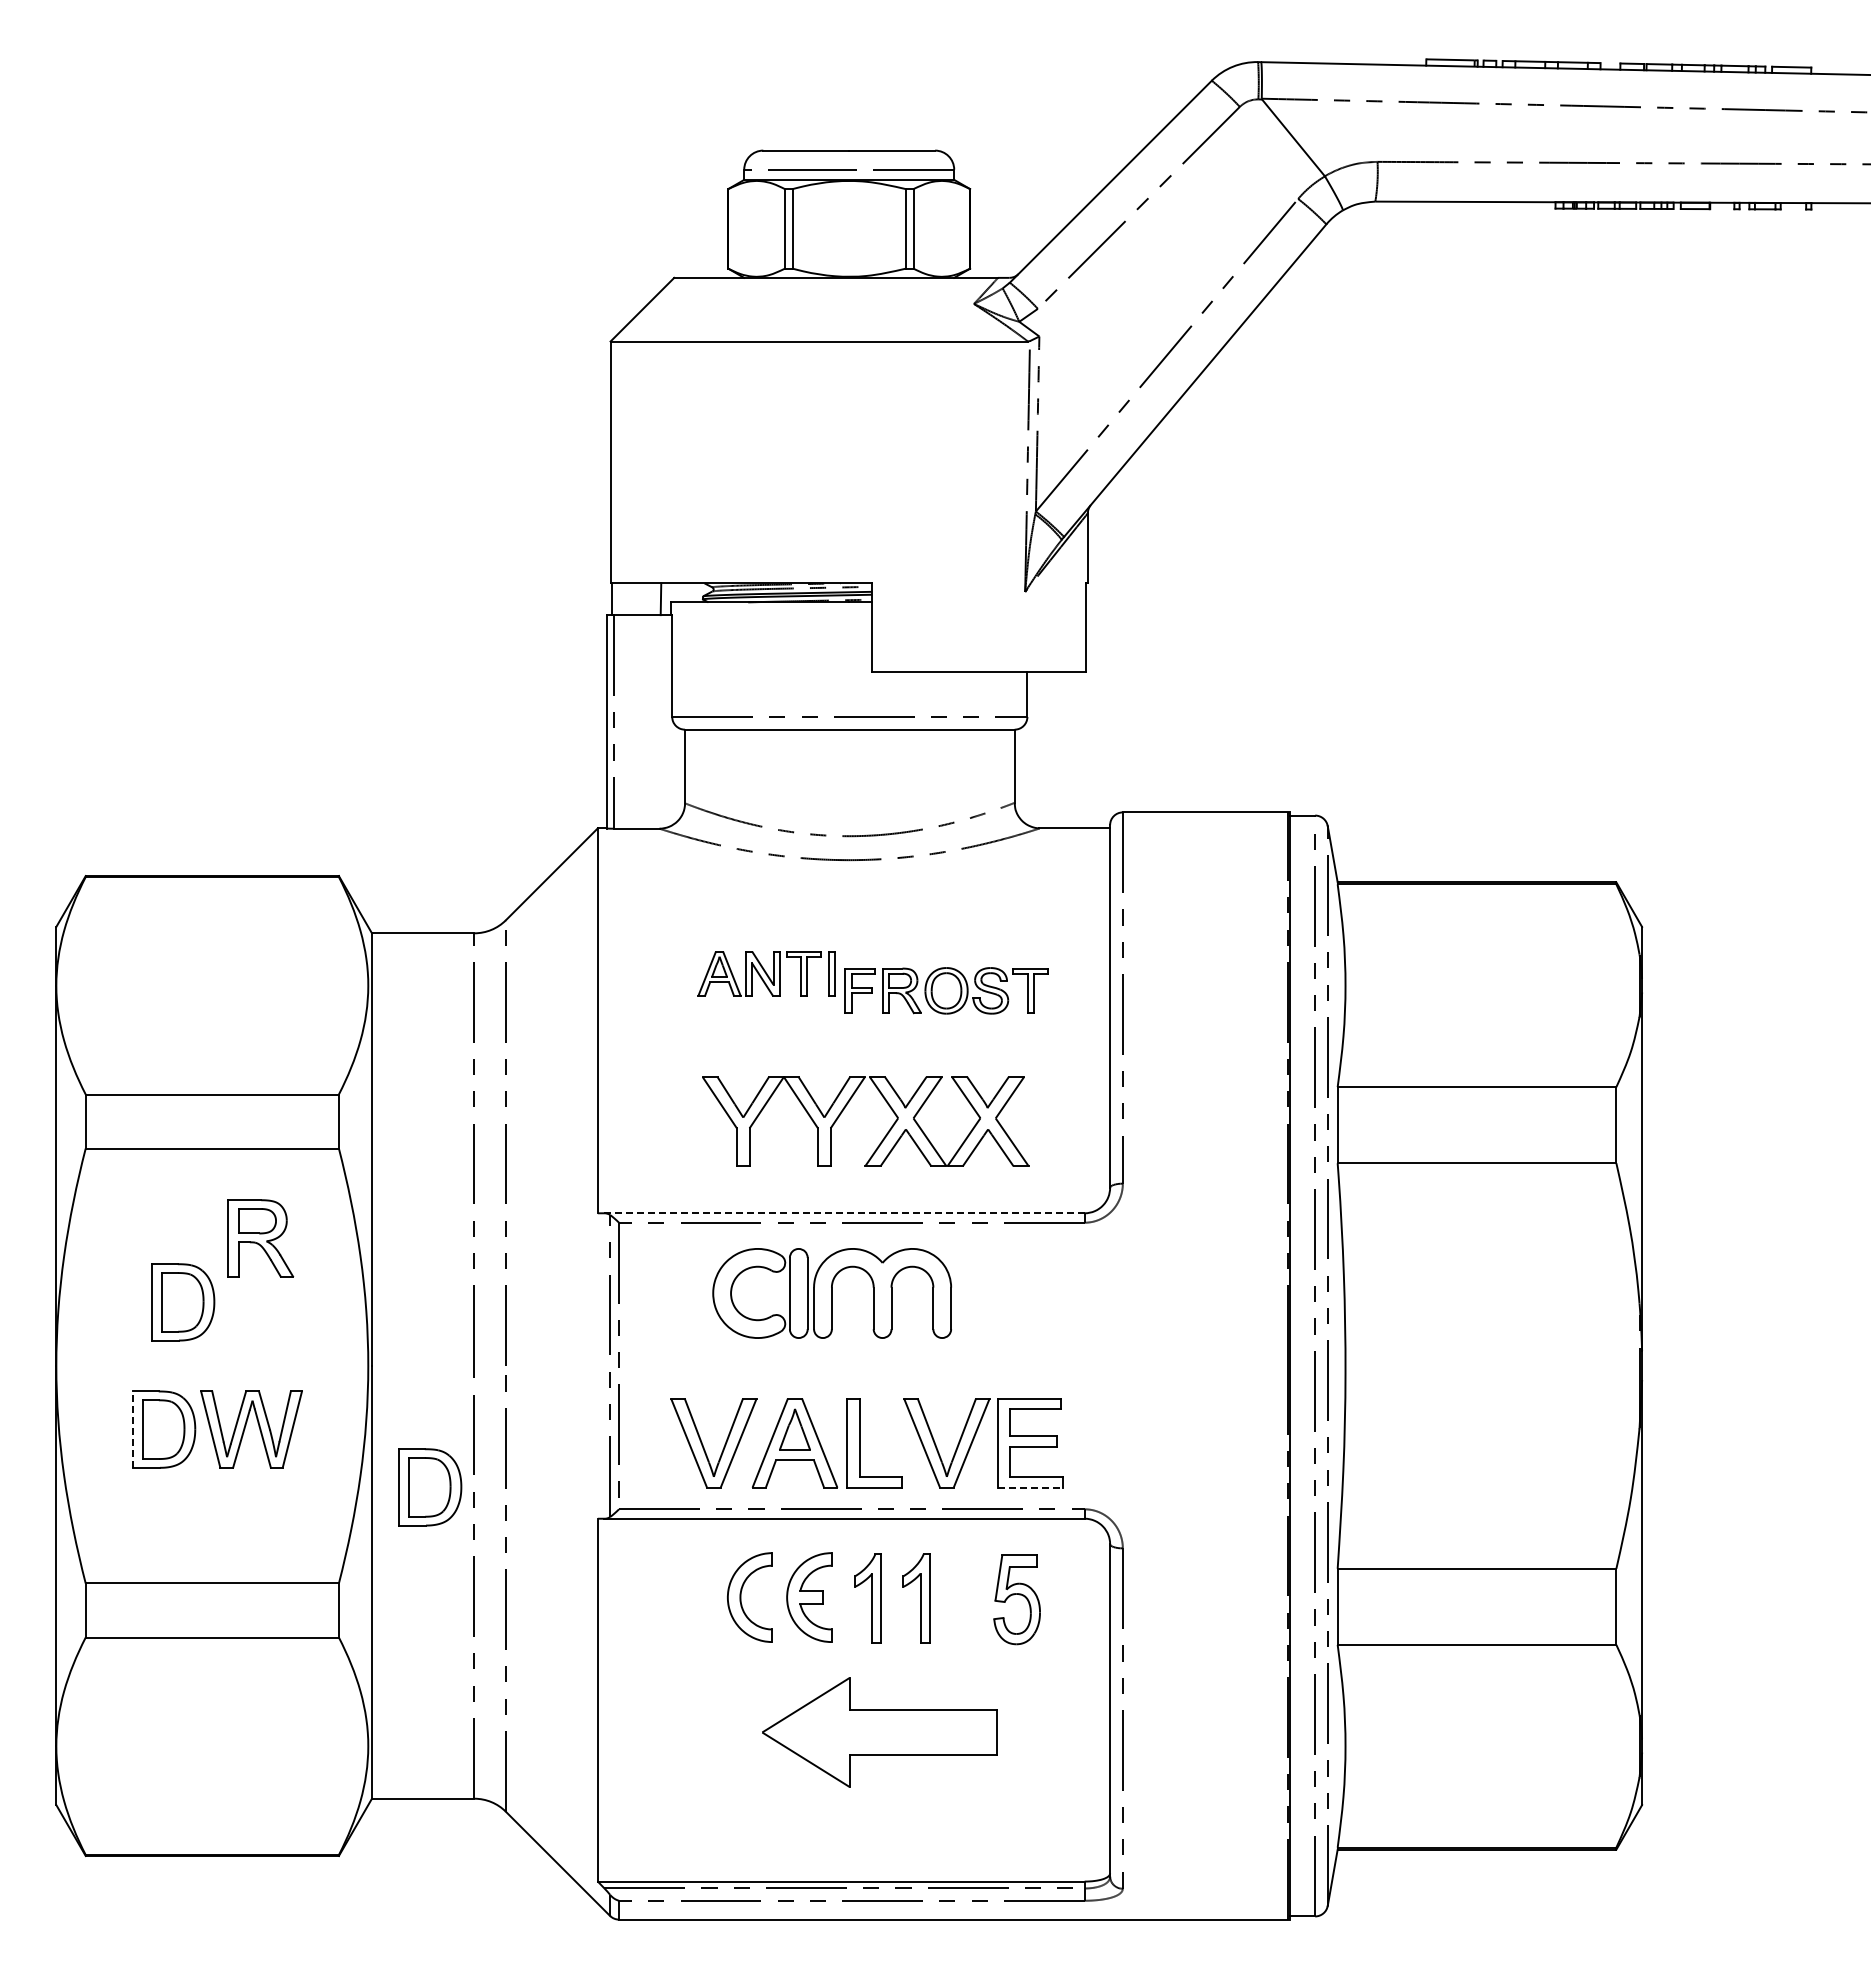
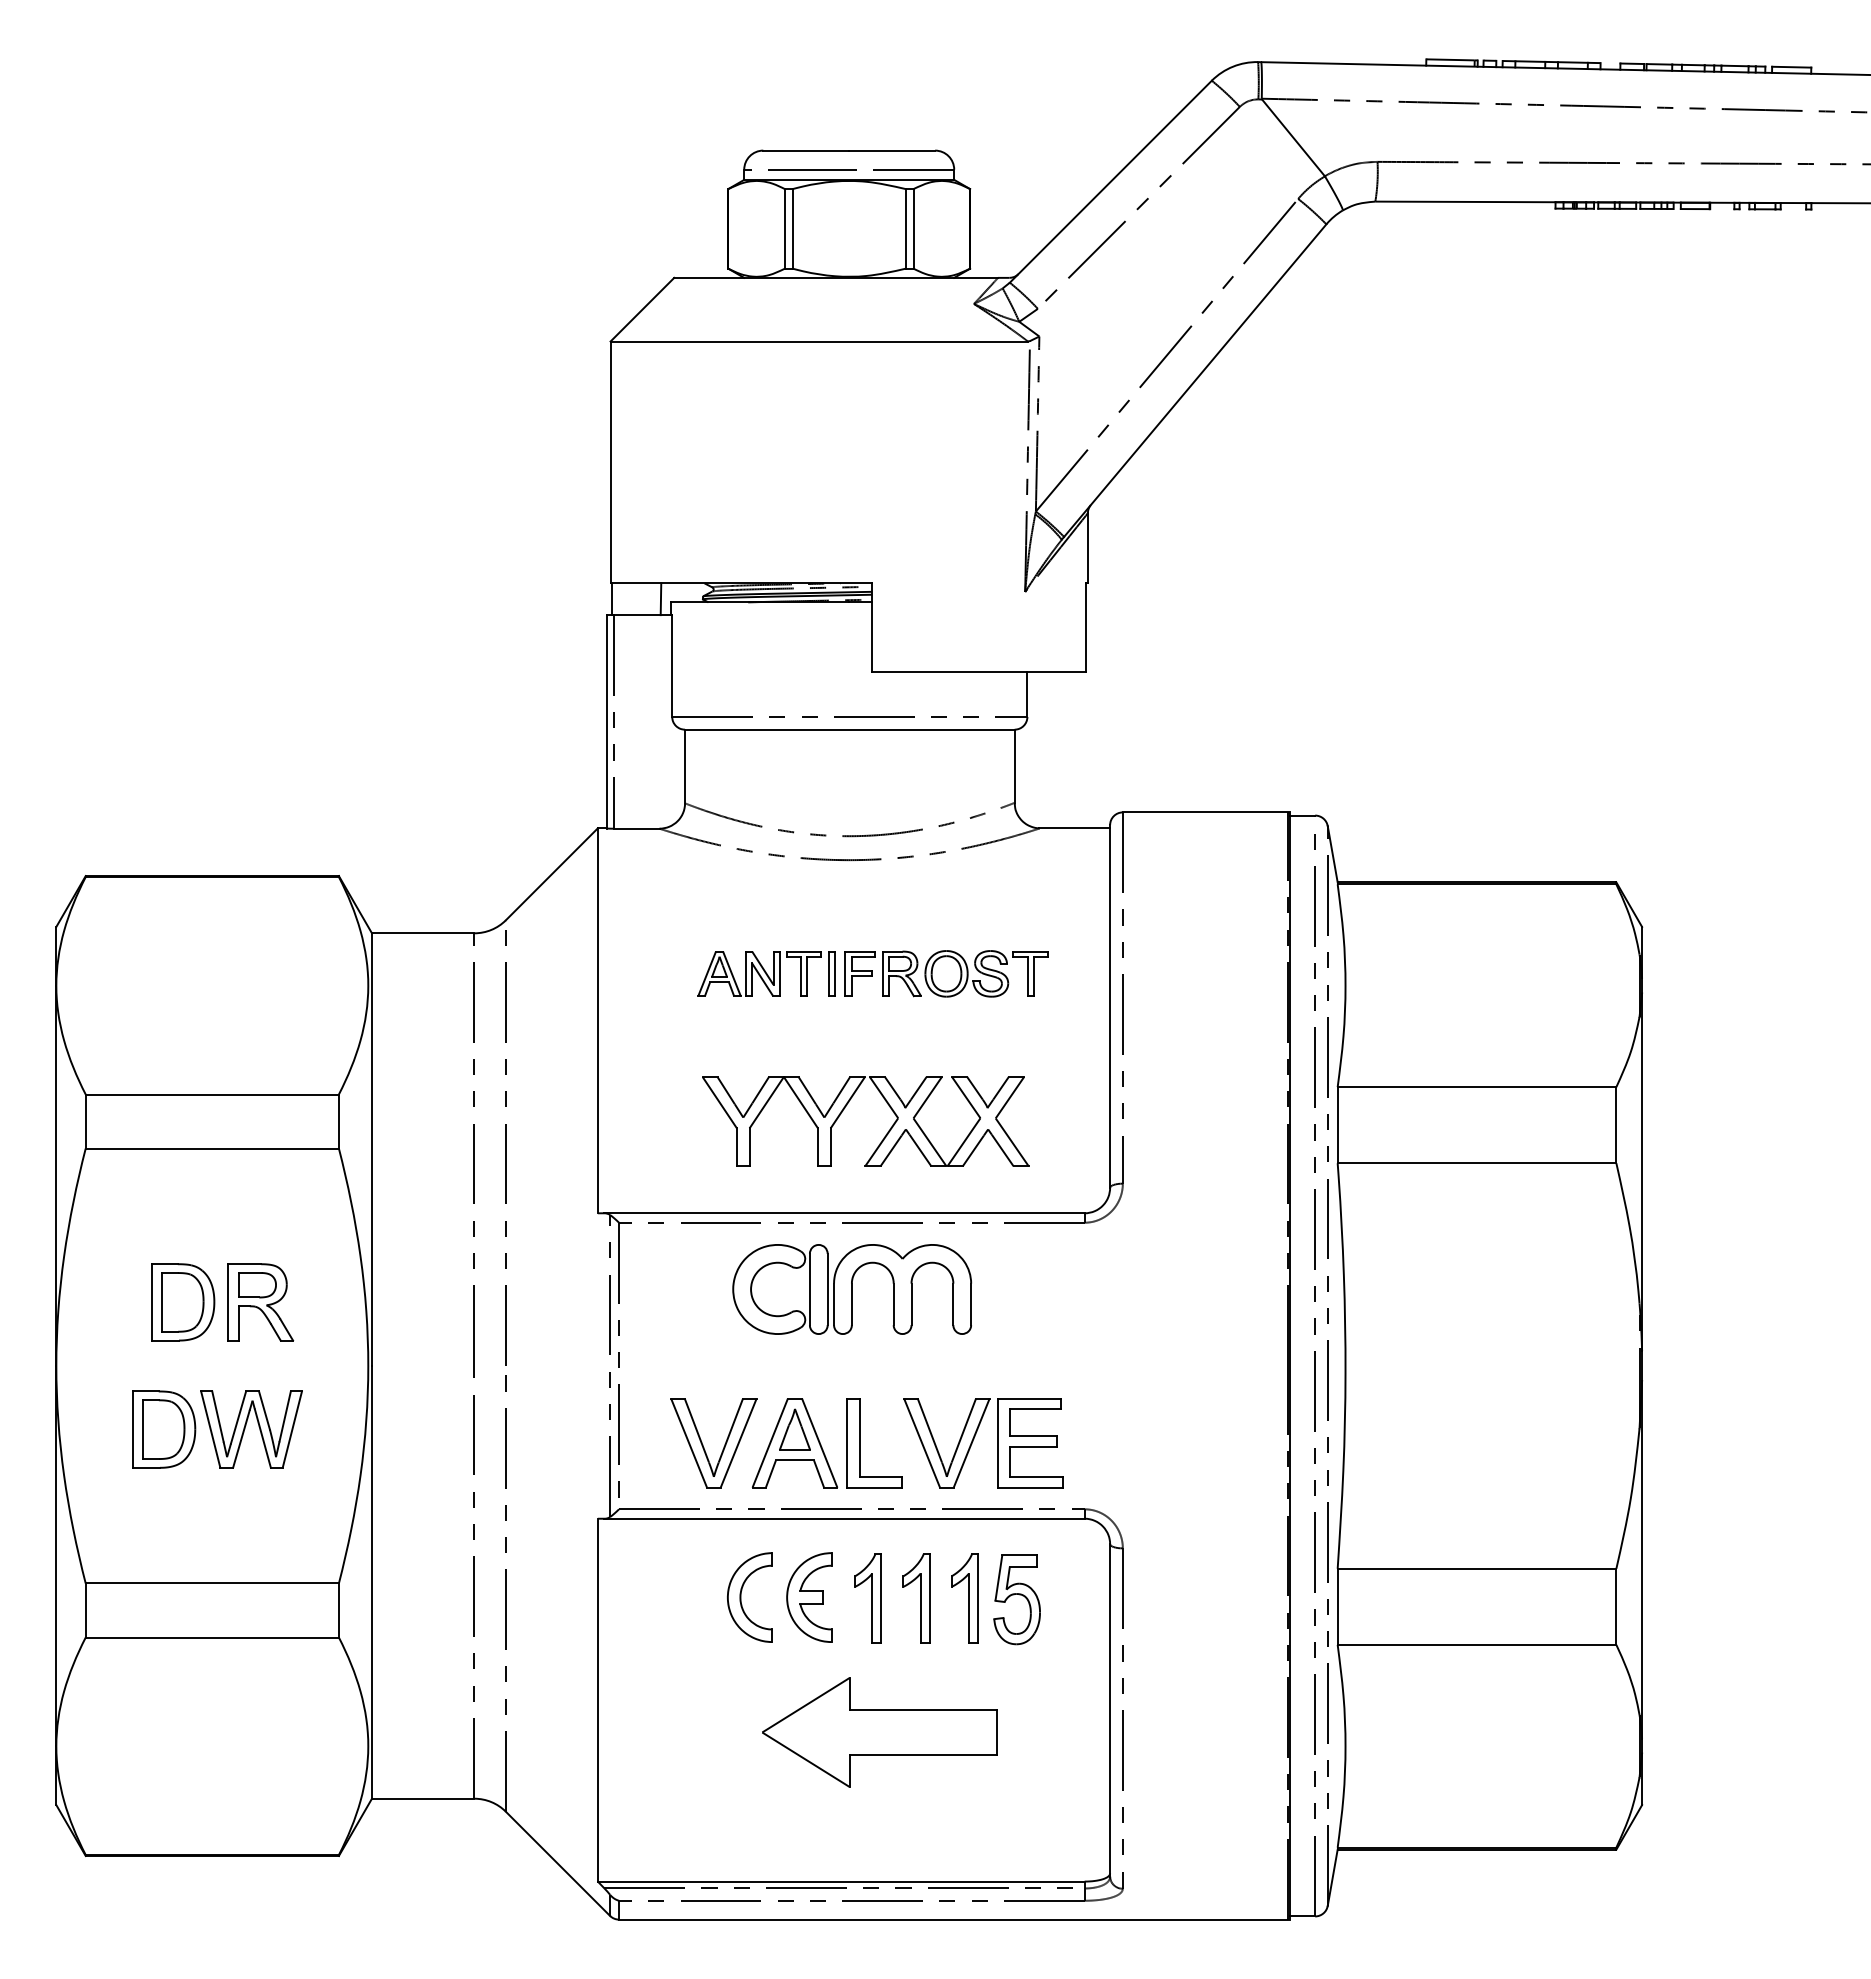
part position: (946, 990) -> (946, 973) (946, 973)
line: dashed -> solid (845, 1213)
part position: (260, 1238) -> (260, 1302) (260, 1302)
part position: (831, 1293) -> (851, 1289) (851, 1289)
line: dashed -> solid (132, 1429)
part: present -> none (430, 1487)
line: dashed -> solid (1030, 1487)
part: none -> present (964, 1598)
